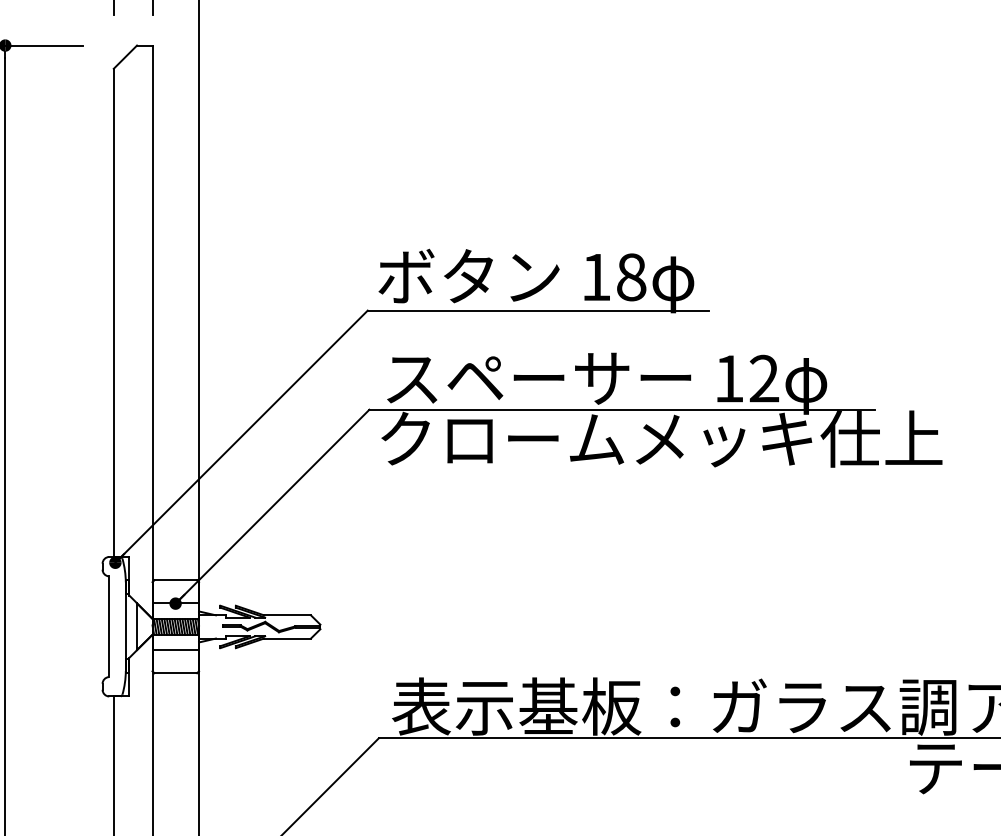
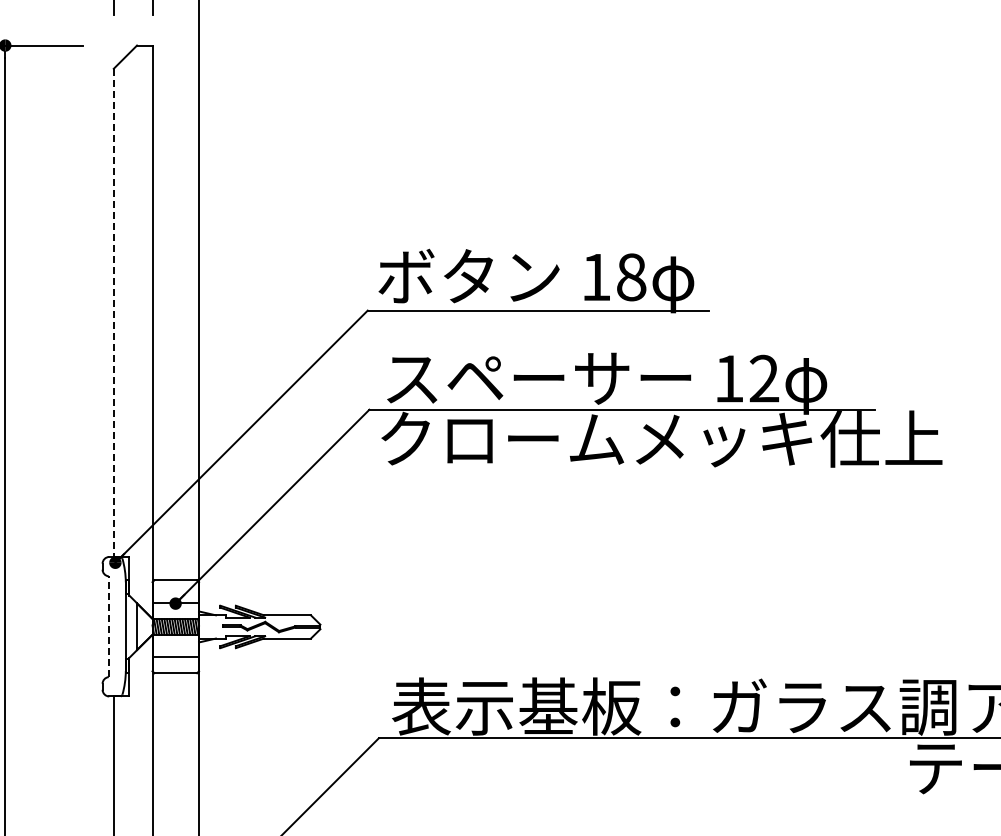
line: solid -> dashed (113, 313)
line: solid -> dashed (108, 626)
line position: (175, 649) -> (175, 656) (175, 656)
